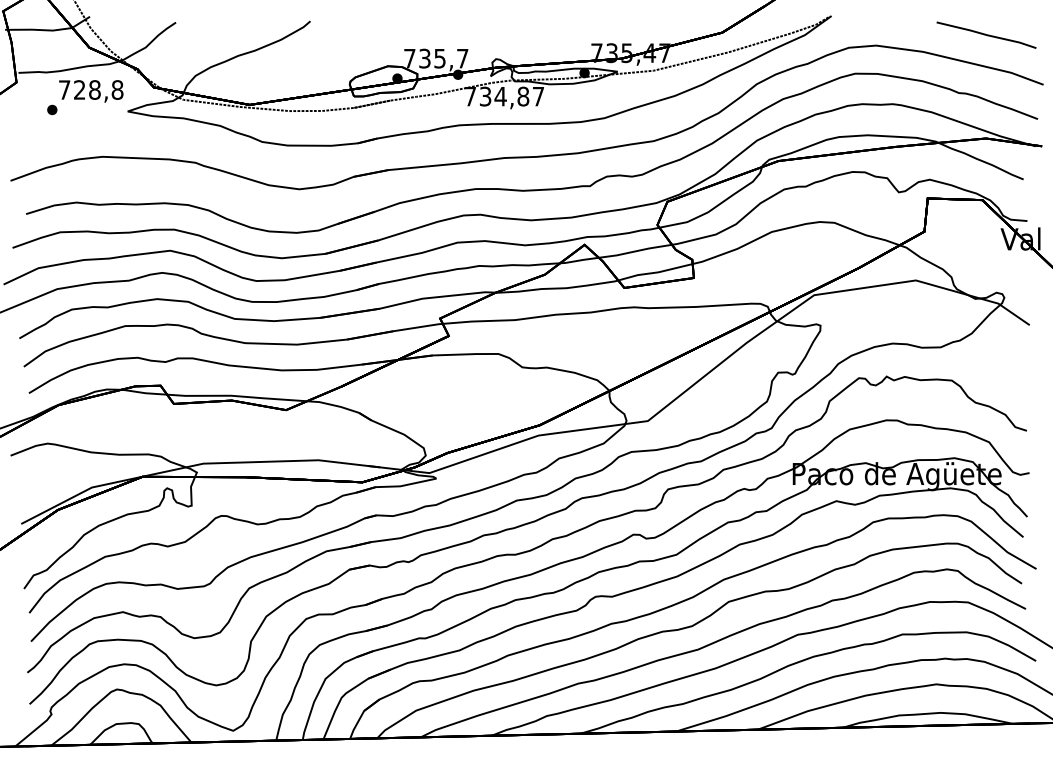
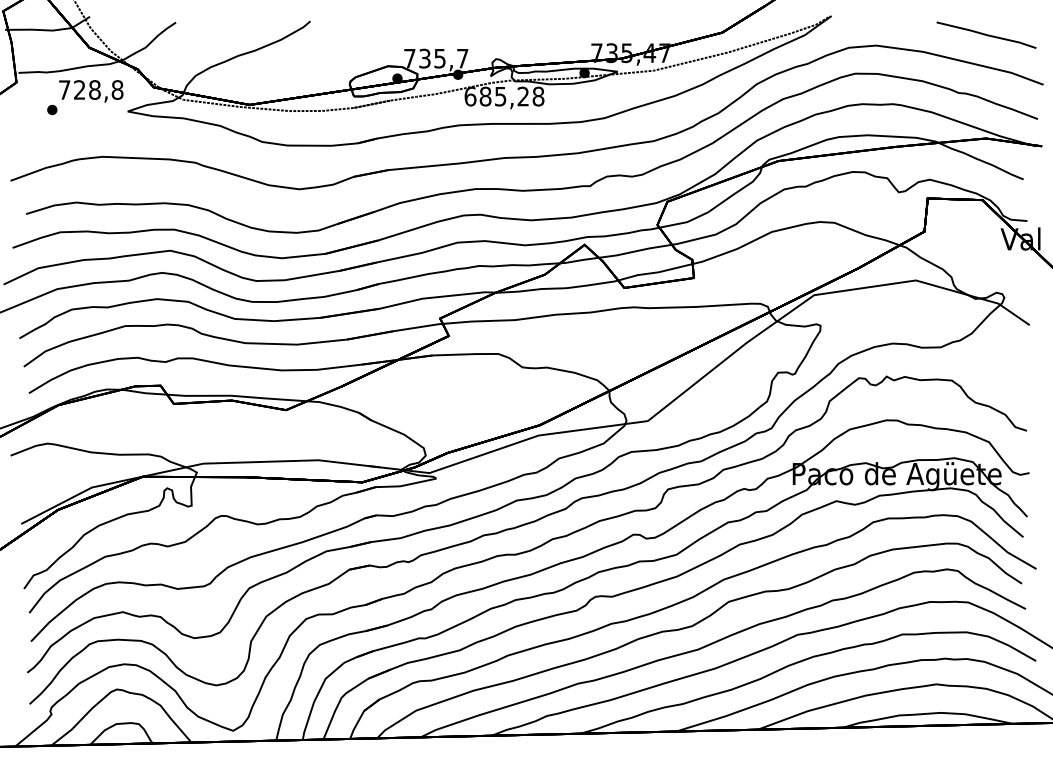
text: 734,87 -> 685,28 (504, 96)
